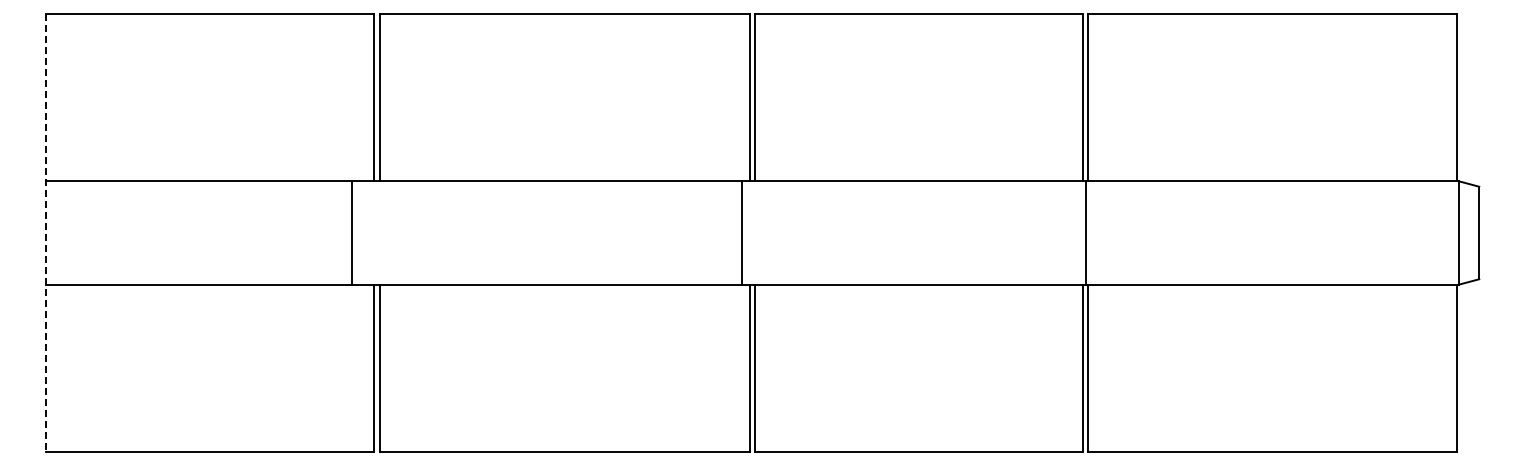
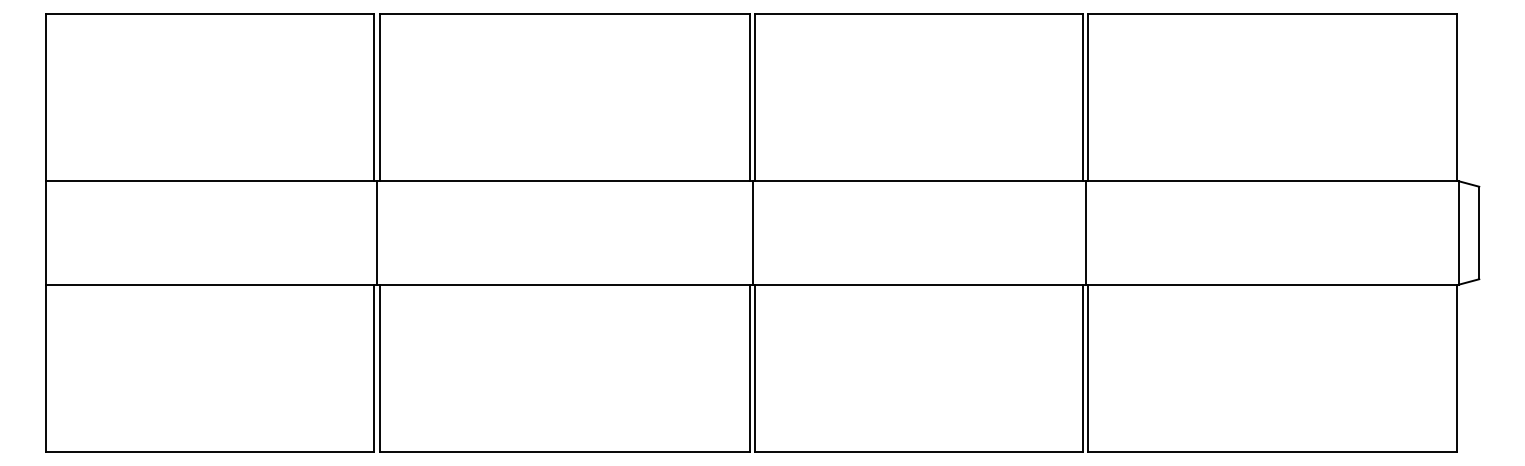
line position: (351, 232) -> (376, 232) (376, 232)
line position: (741, 232) -> (752, 232) (752, 232)
line: dashed -> solid (45, 233)
